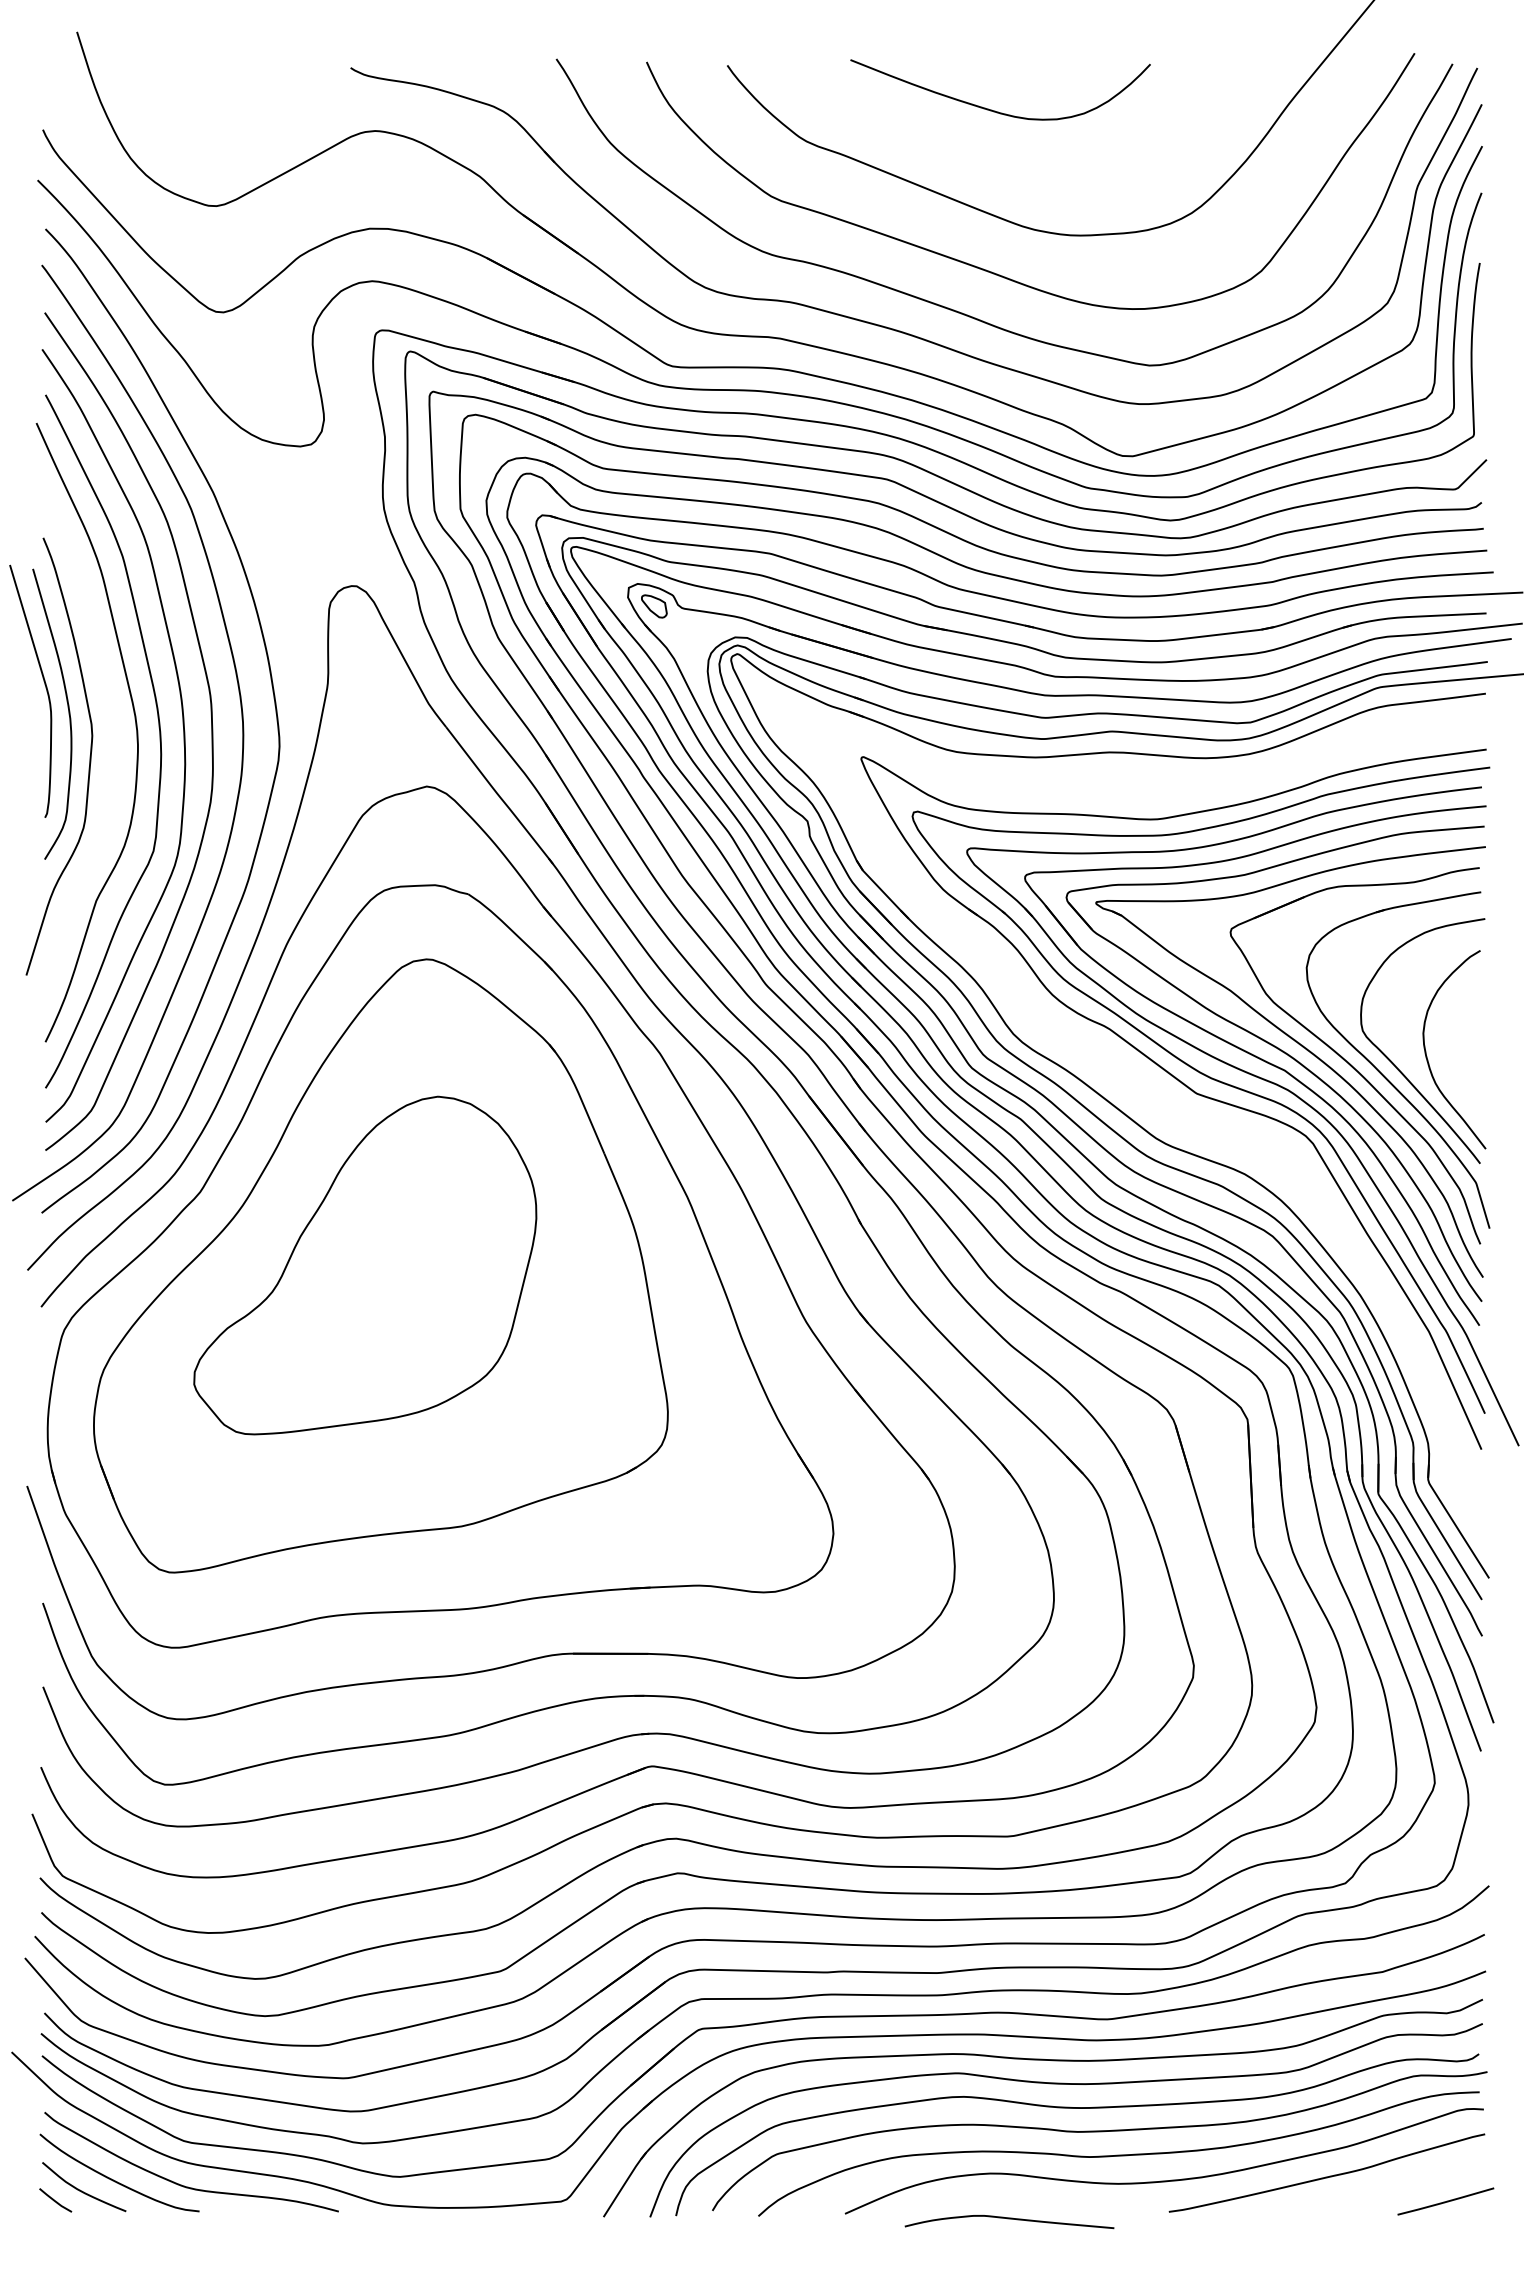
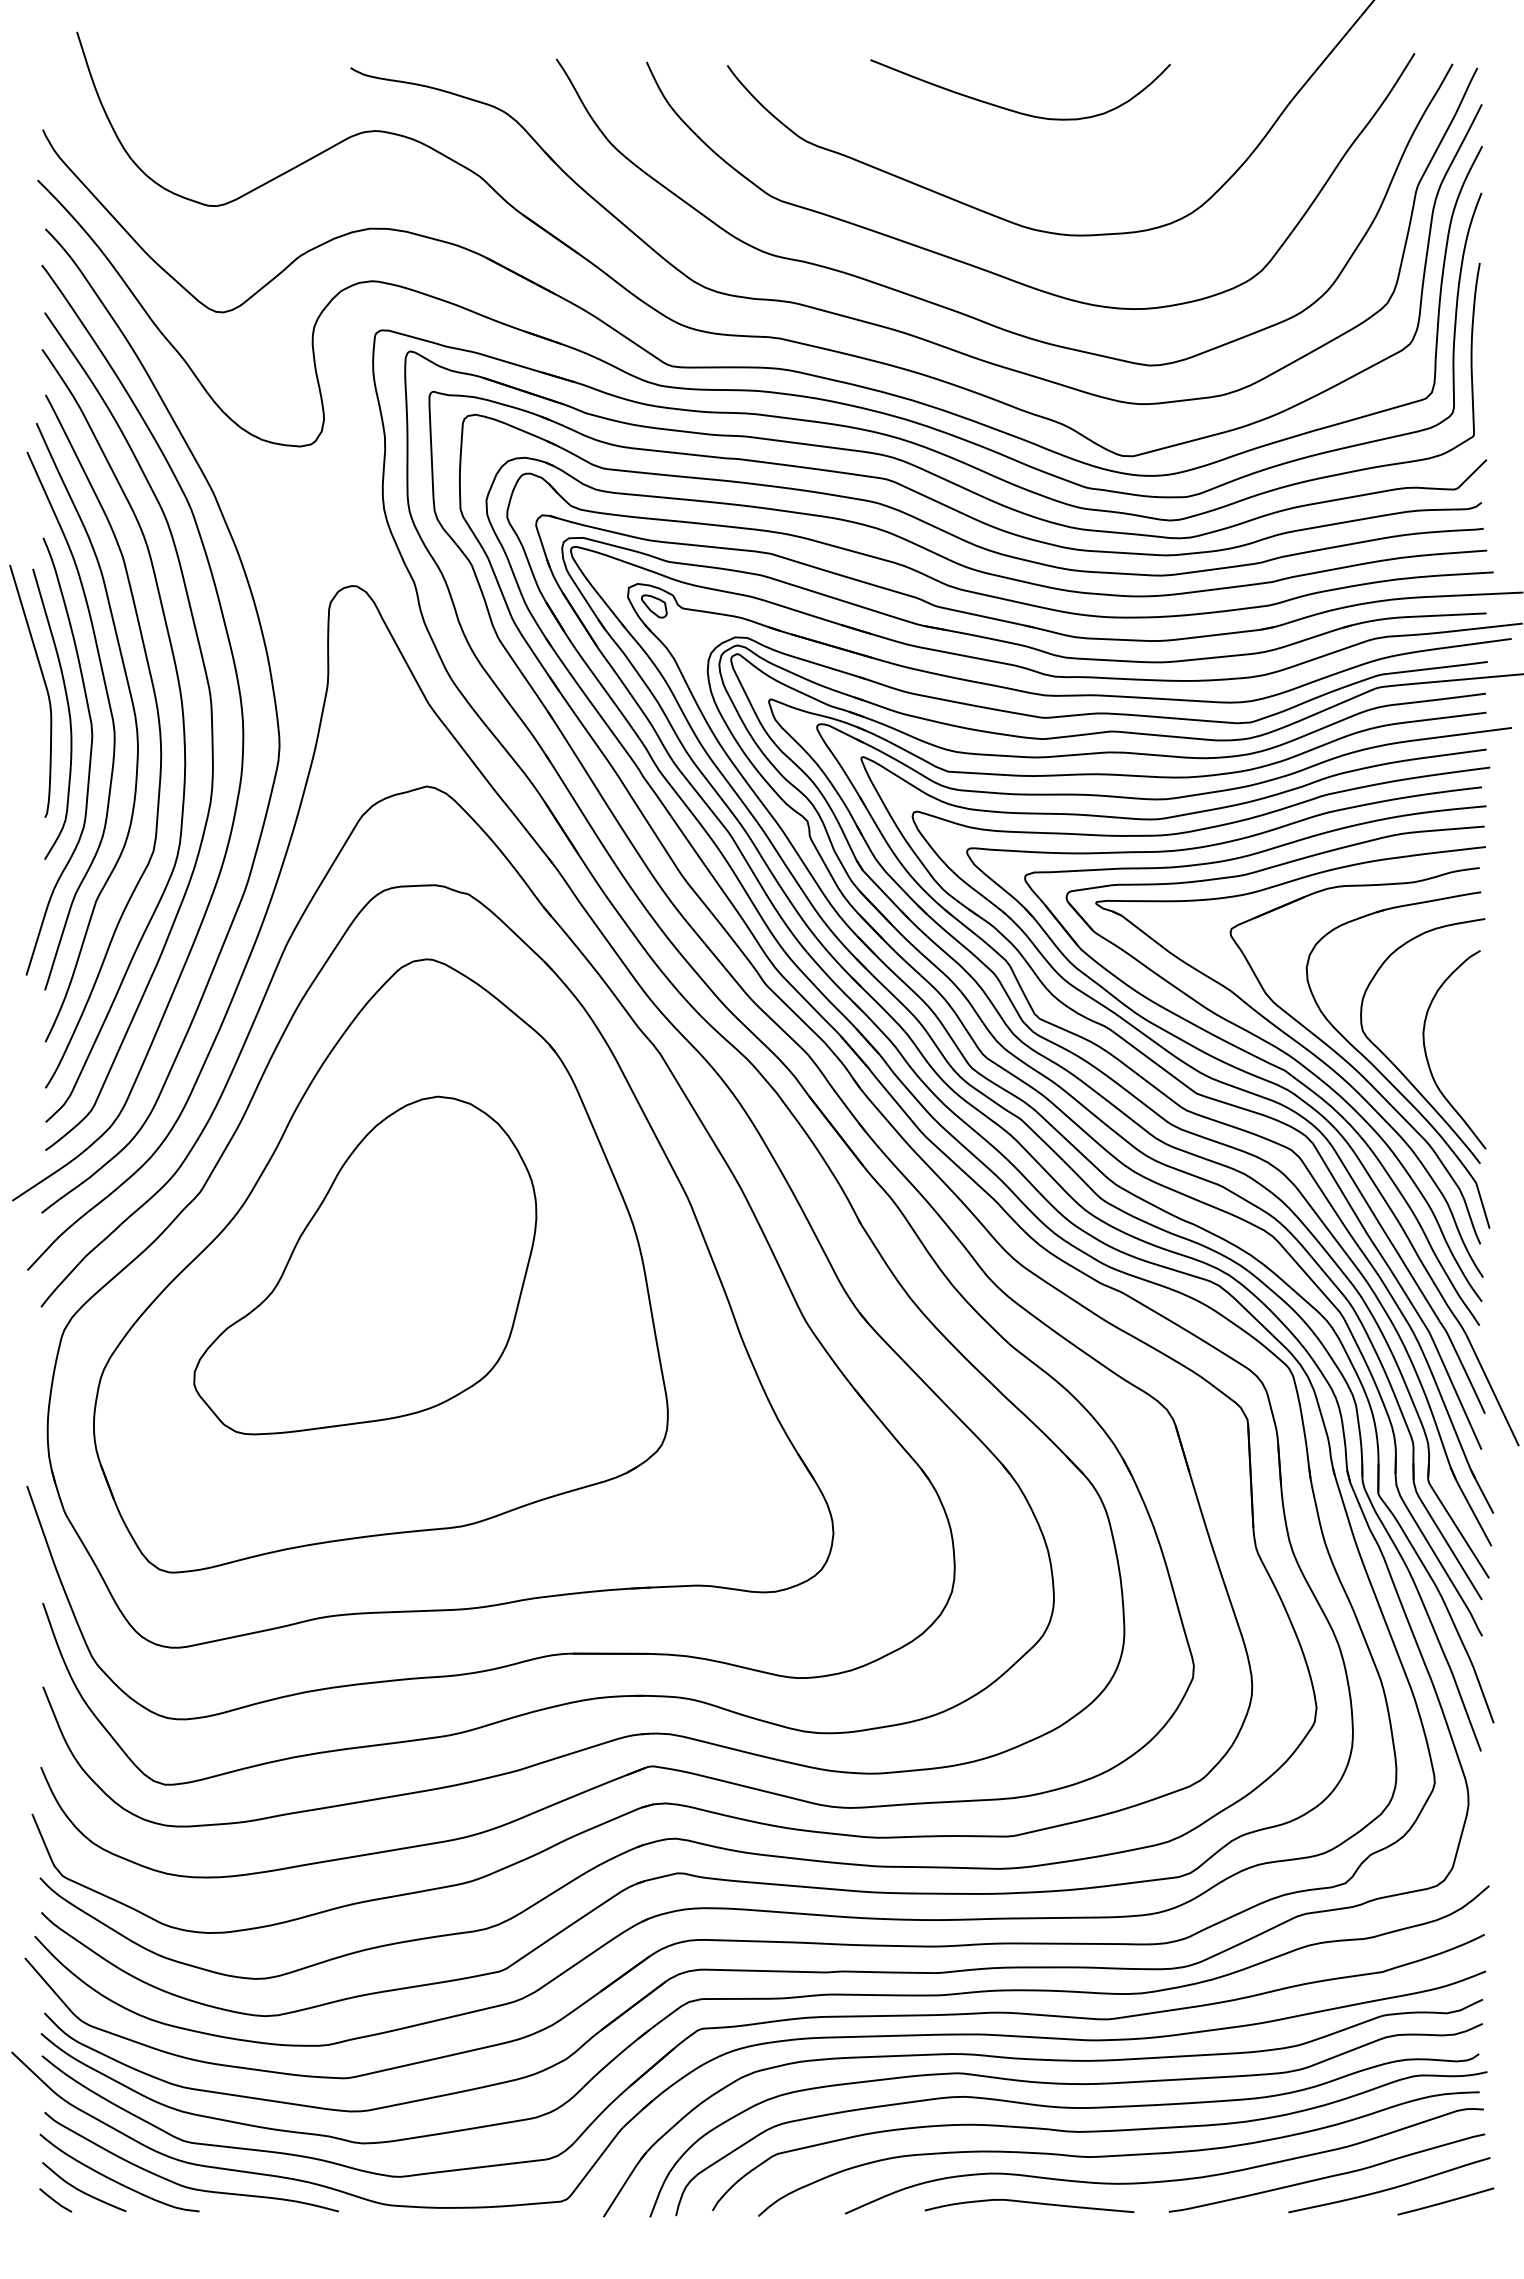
curve position: (995, 110) -> (1015, 110) (1015, 110)
curve: none -> present (110, 714)
part: none -> present (1150, 1110)
curve: none -> present (1391, 2187)
curve position: (1009, 2219) -> (1029, 2203) (1029, 2203)
